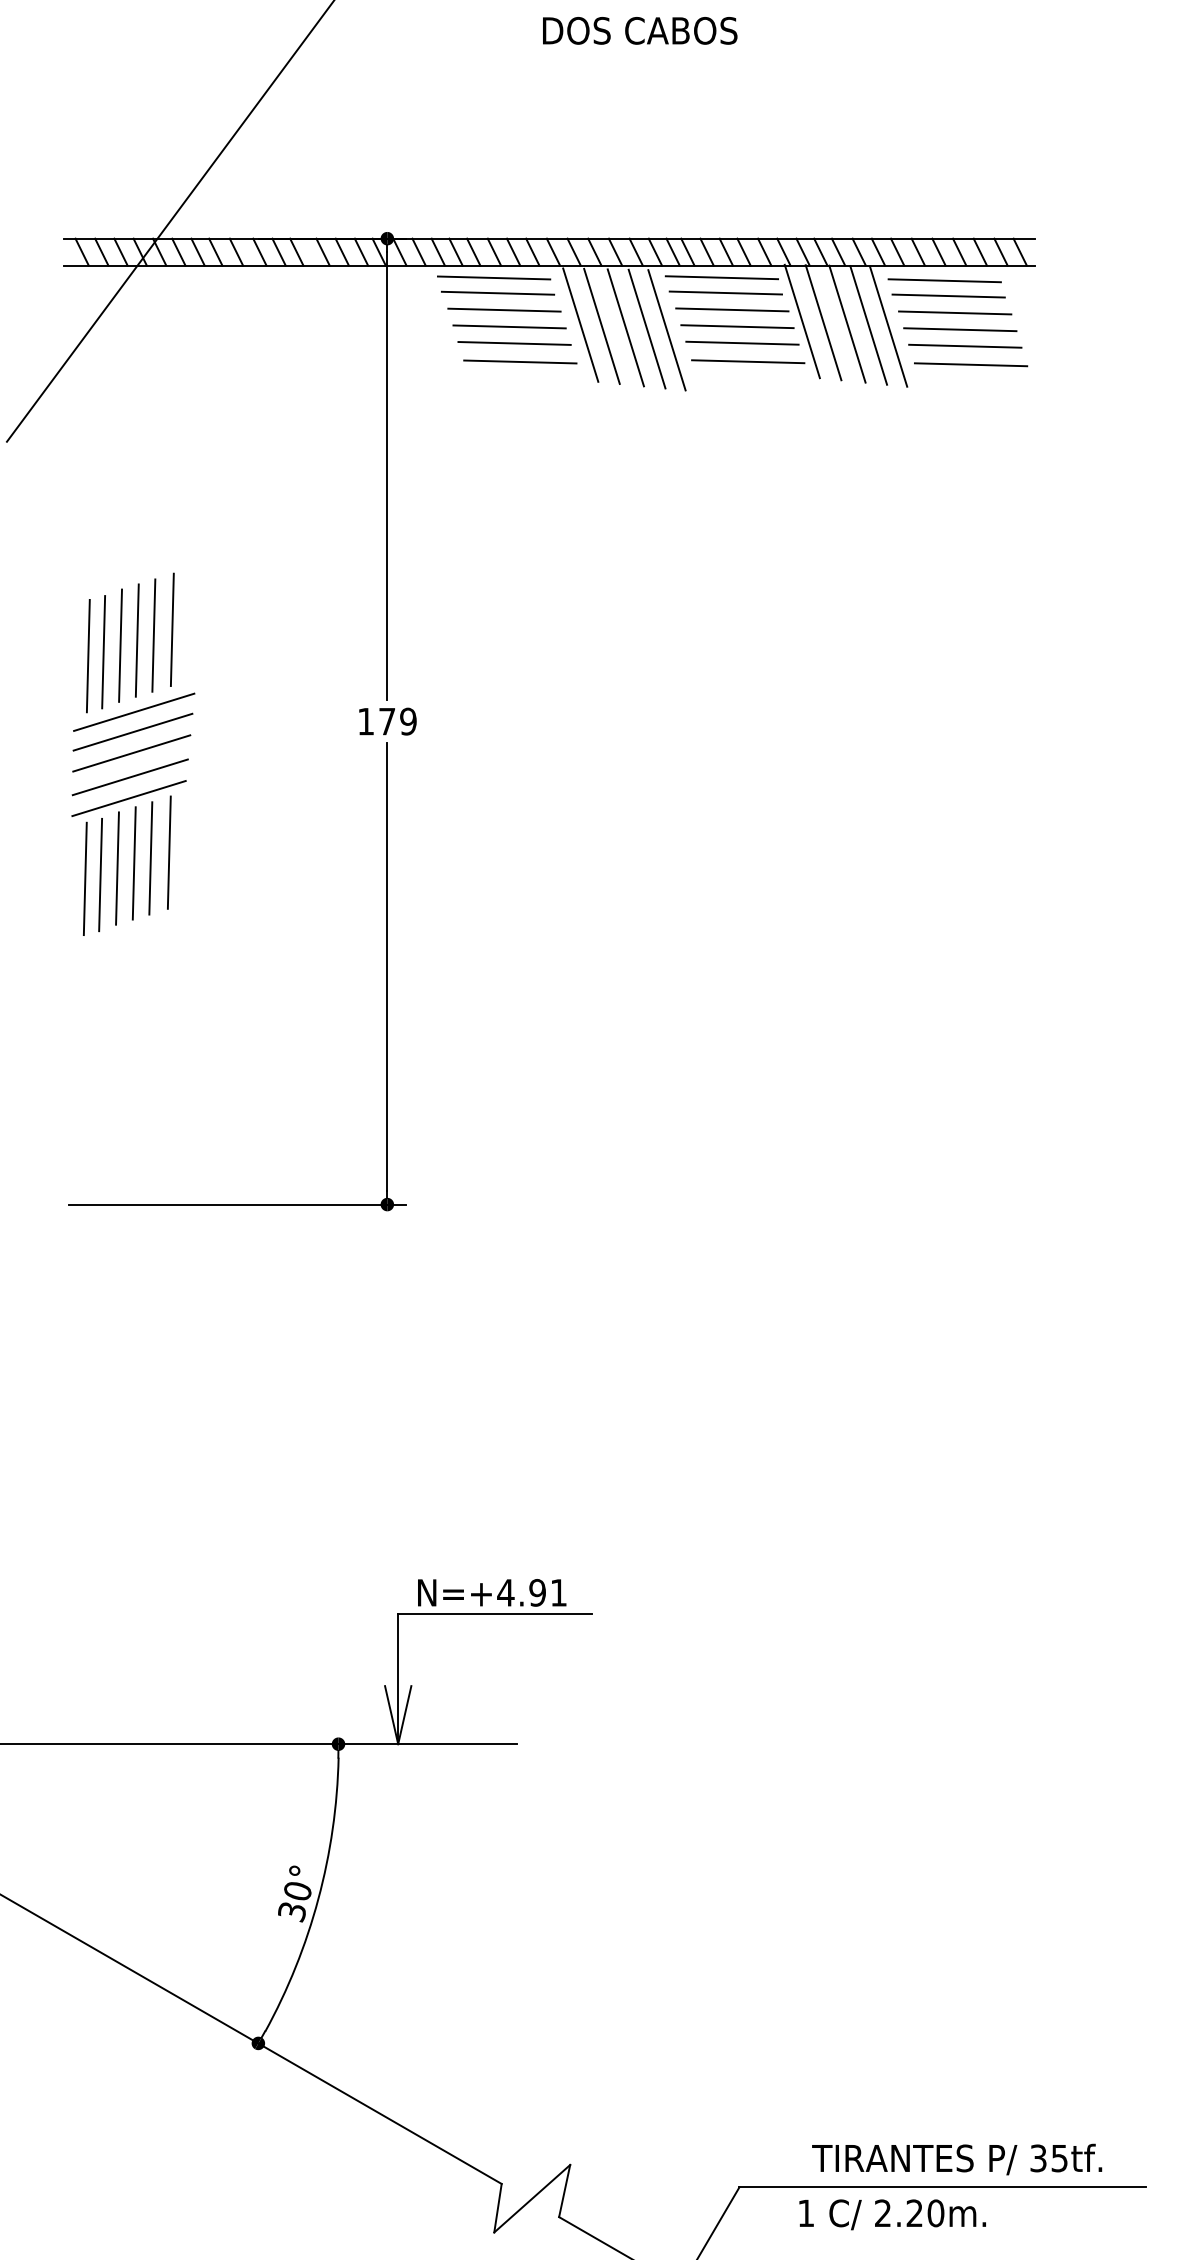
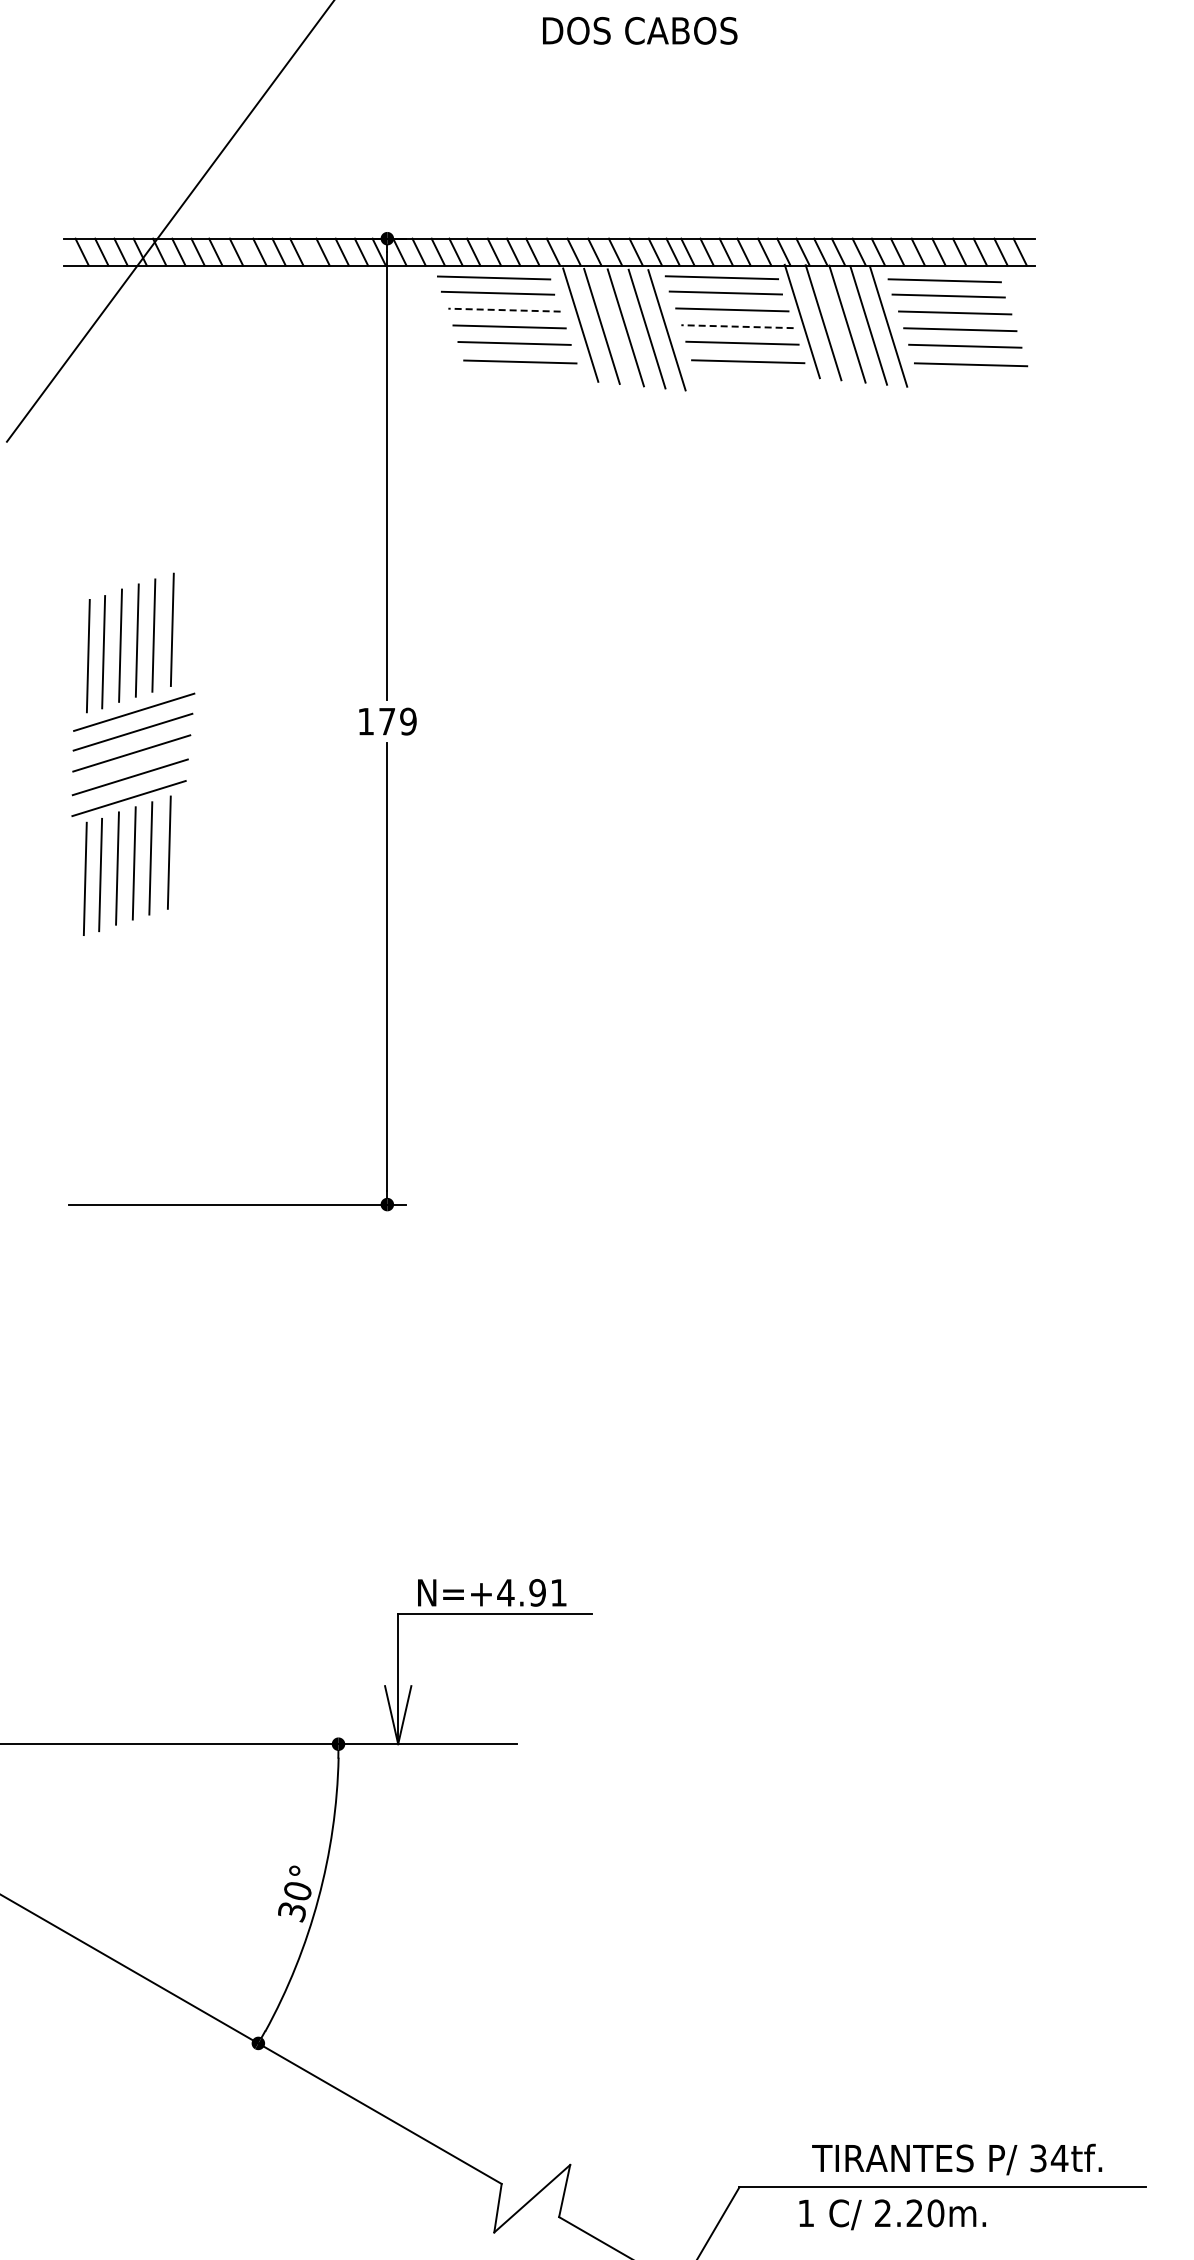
line: solid -> dashed (503, 310)
line: solid -> dashed (736, 326)
text: 35tf. -> 34tf. (1059, 2158)
